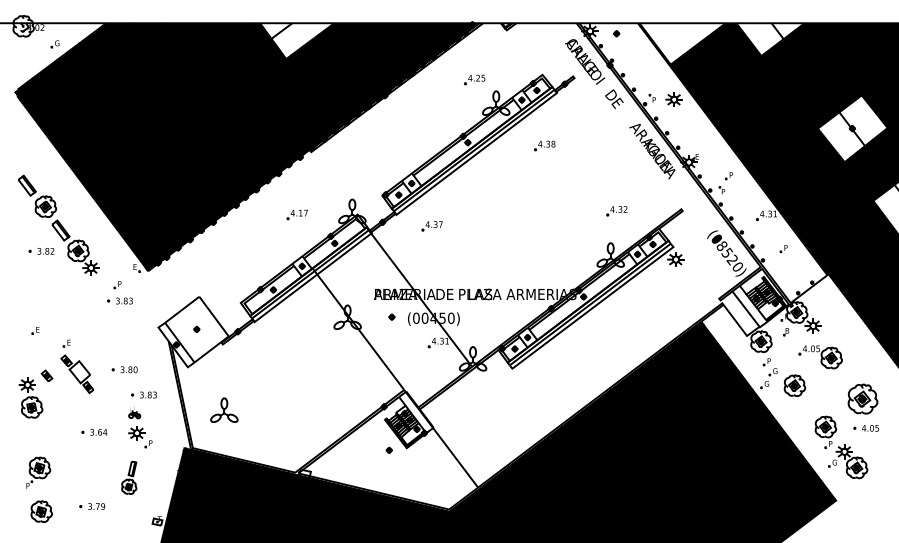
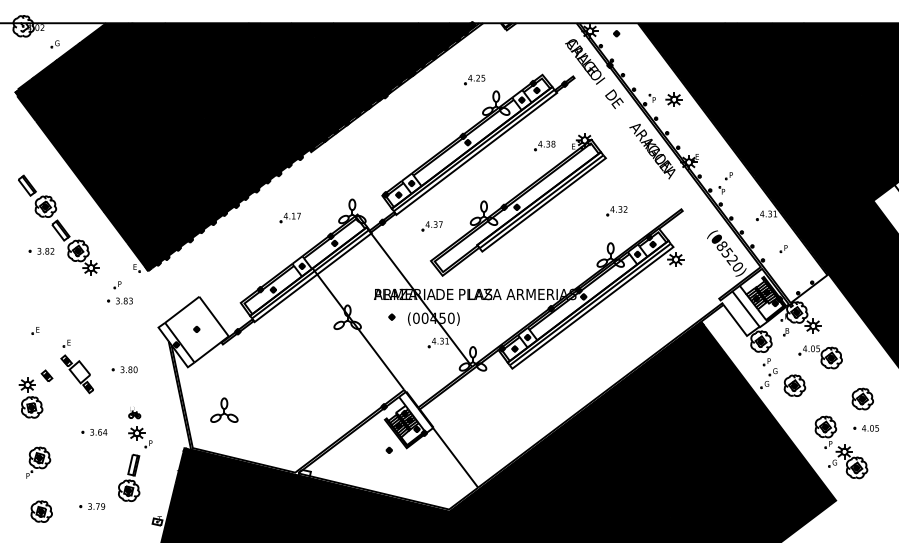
fill: none -> present (770, 39)
fill: none -> present (297, 41)
fill: none -> present (682, 43)
fill: none -> present (852, 128)
part: none -> present (518, 204)
part position: (296, 214) -> (289, 217) (289, 217)
part: present -> none (143, 394)
part size: 32x32 px -> 23x24 px (862, 398)
part position: (38, 472) -> (38, 462) (38, 462)
part size: 17x35 px -> 23x49 px (129, 477)
